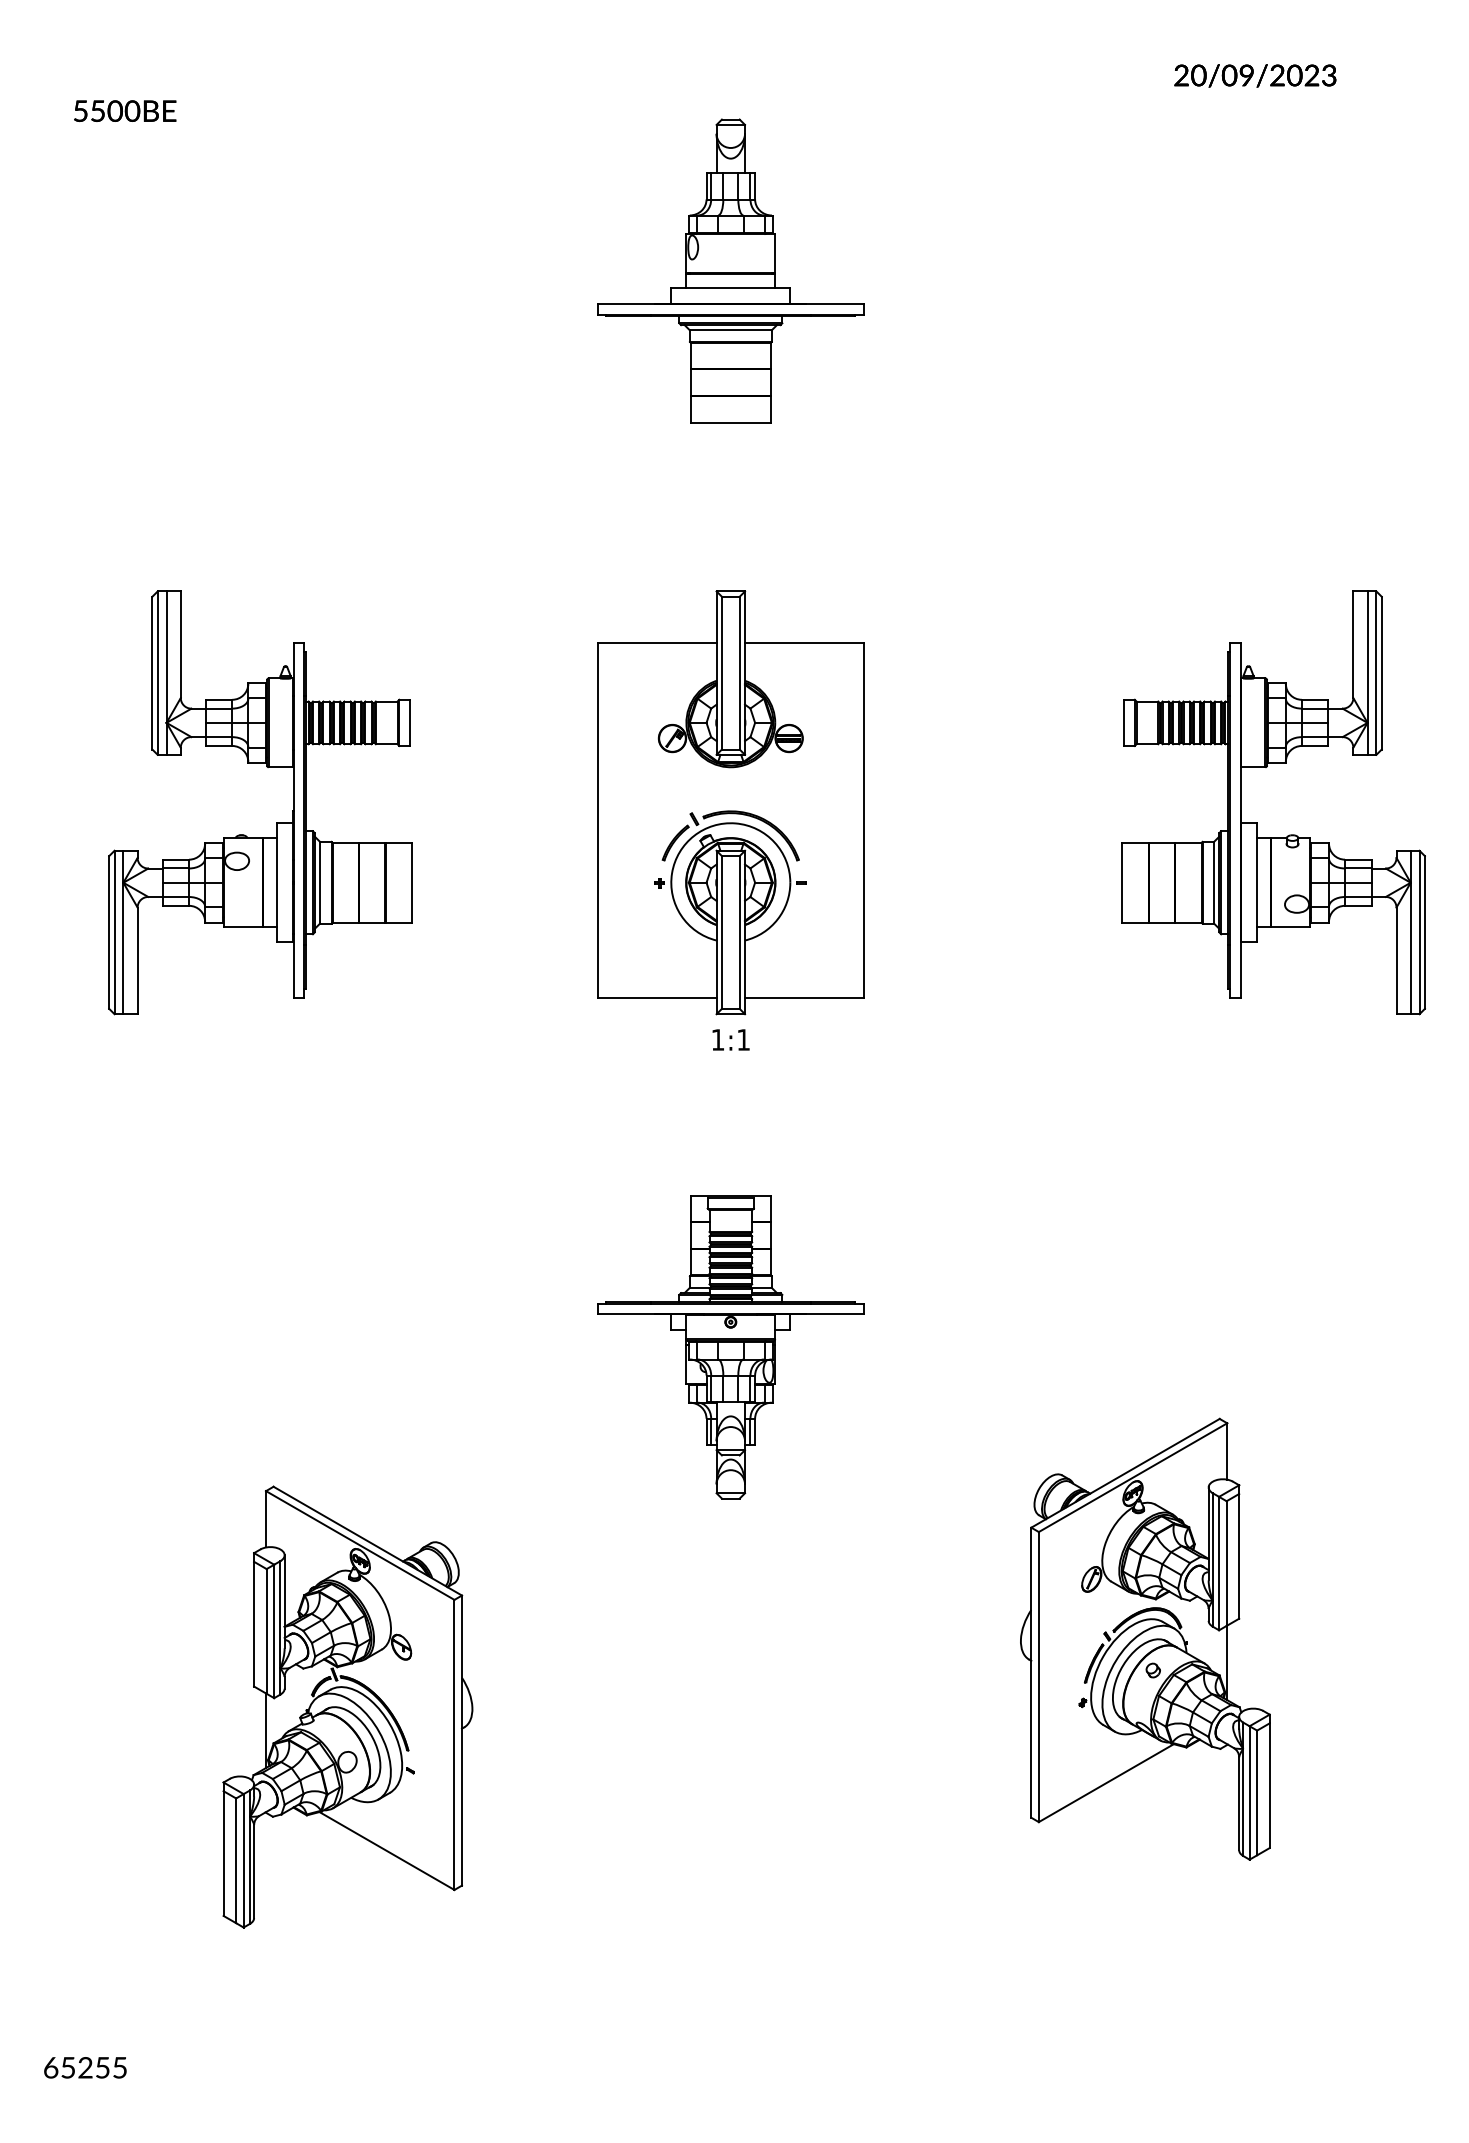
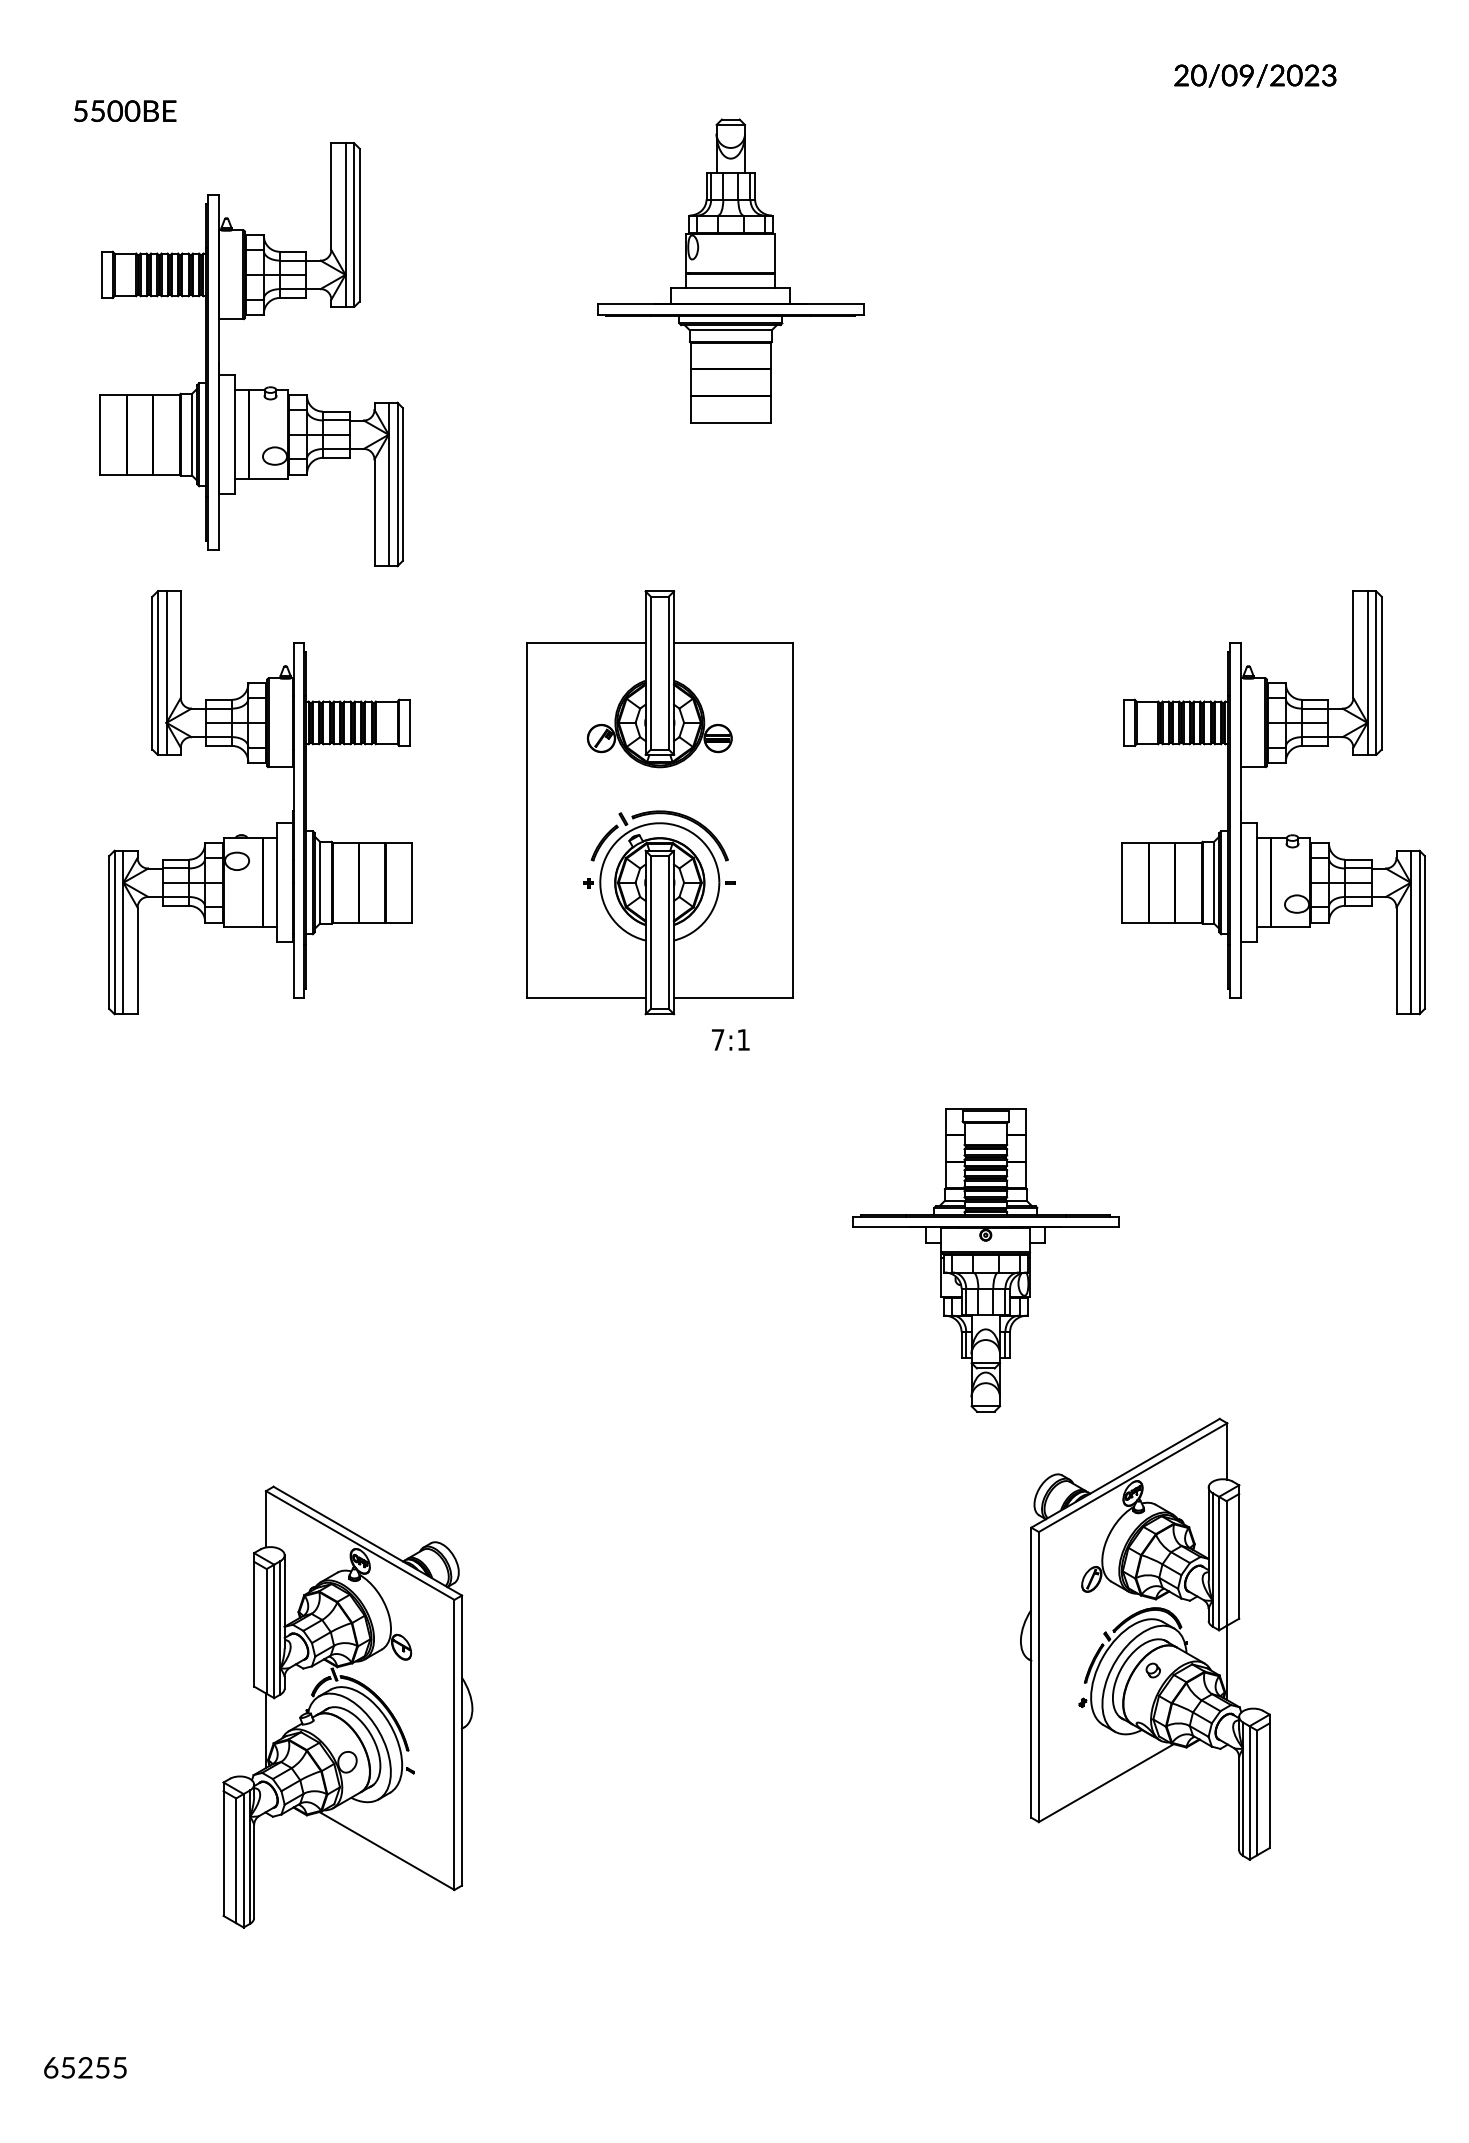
part: none -> present (235, 374)
part position: (730, 802) -> (659, 802) (659, 802)
text: 1:1 -> 7:1 (718, 1039)
part position: (730, 1347) -> (985, 1260) (985, 1260)
